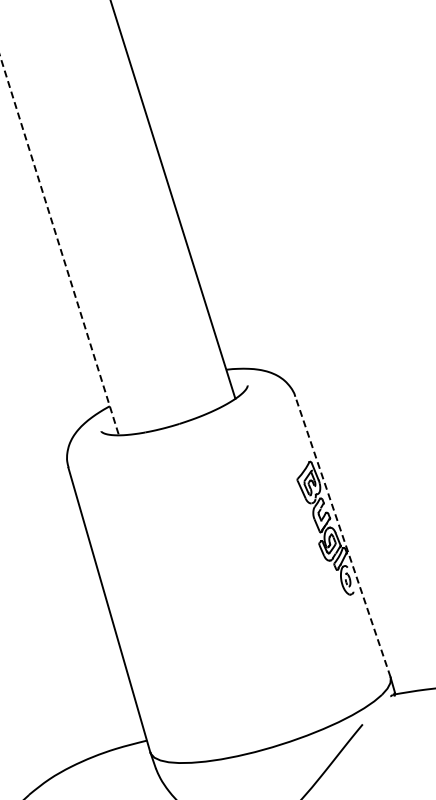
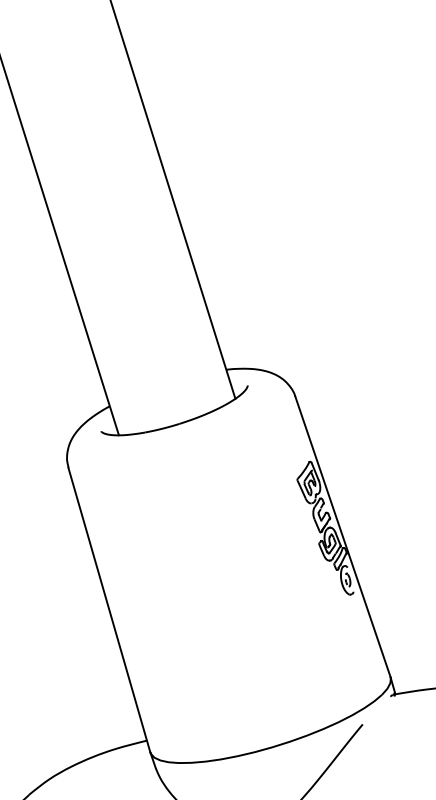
line: dashed -> solid (59, 245)
line: dashed -> solid (342, 536)
